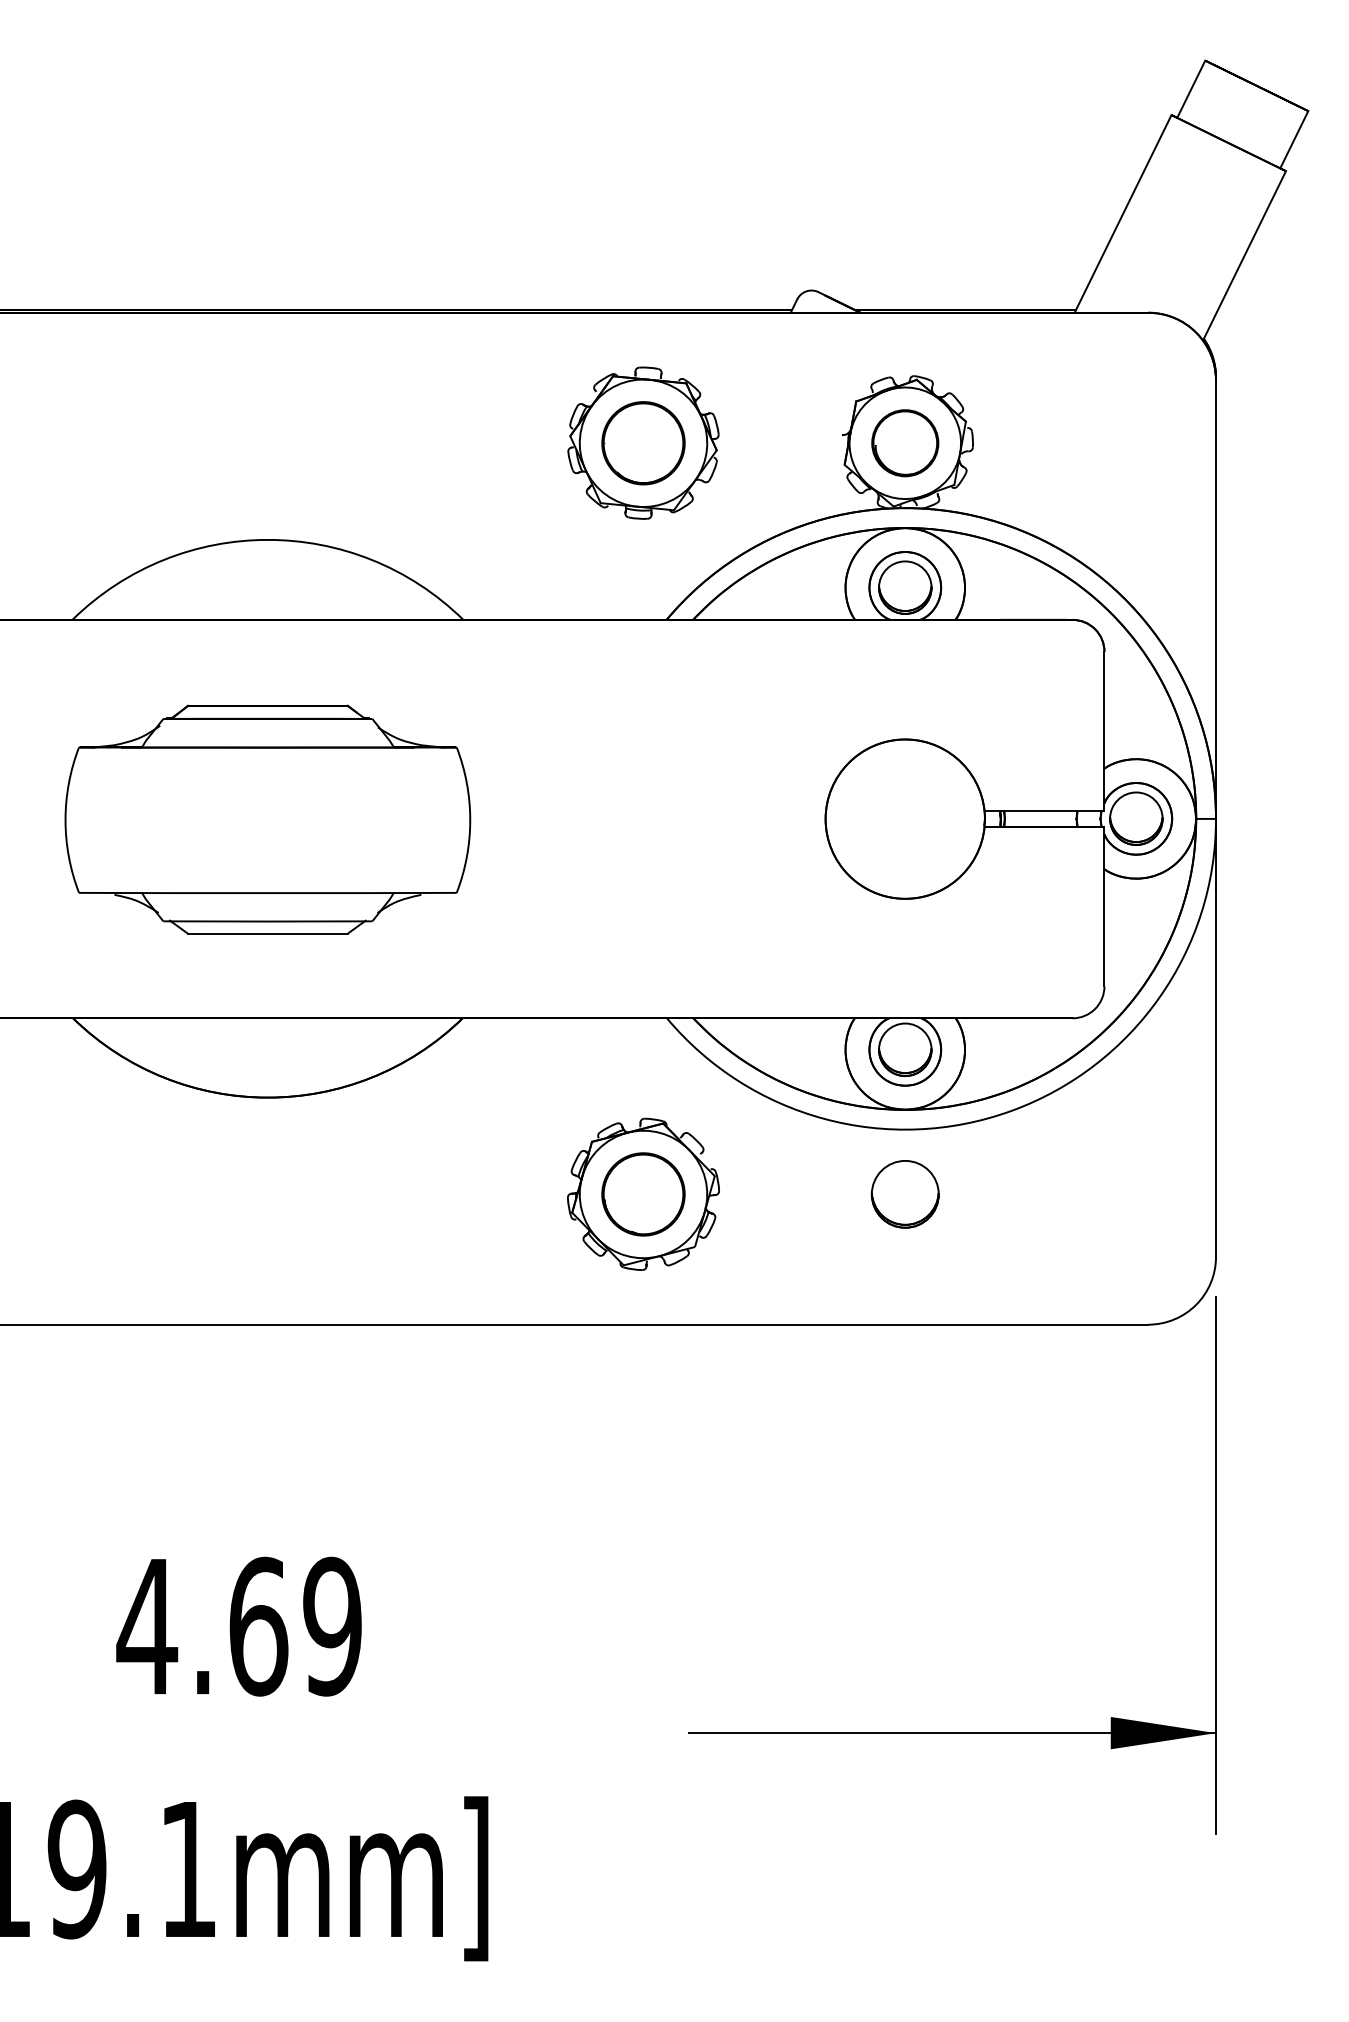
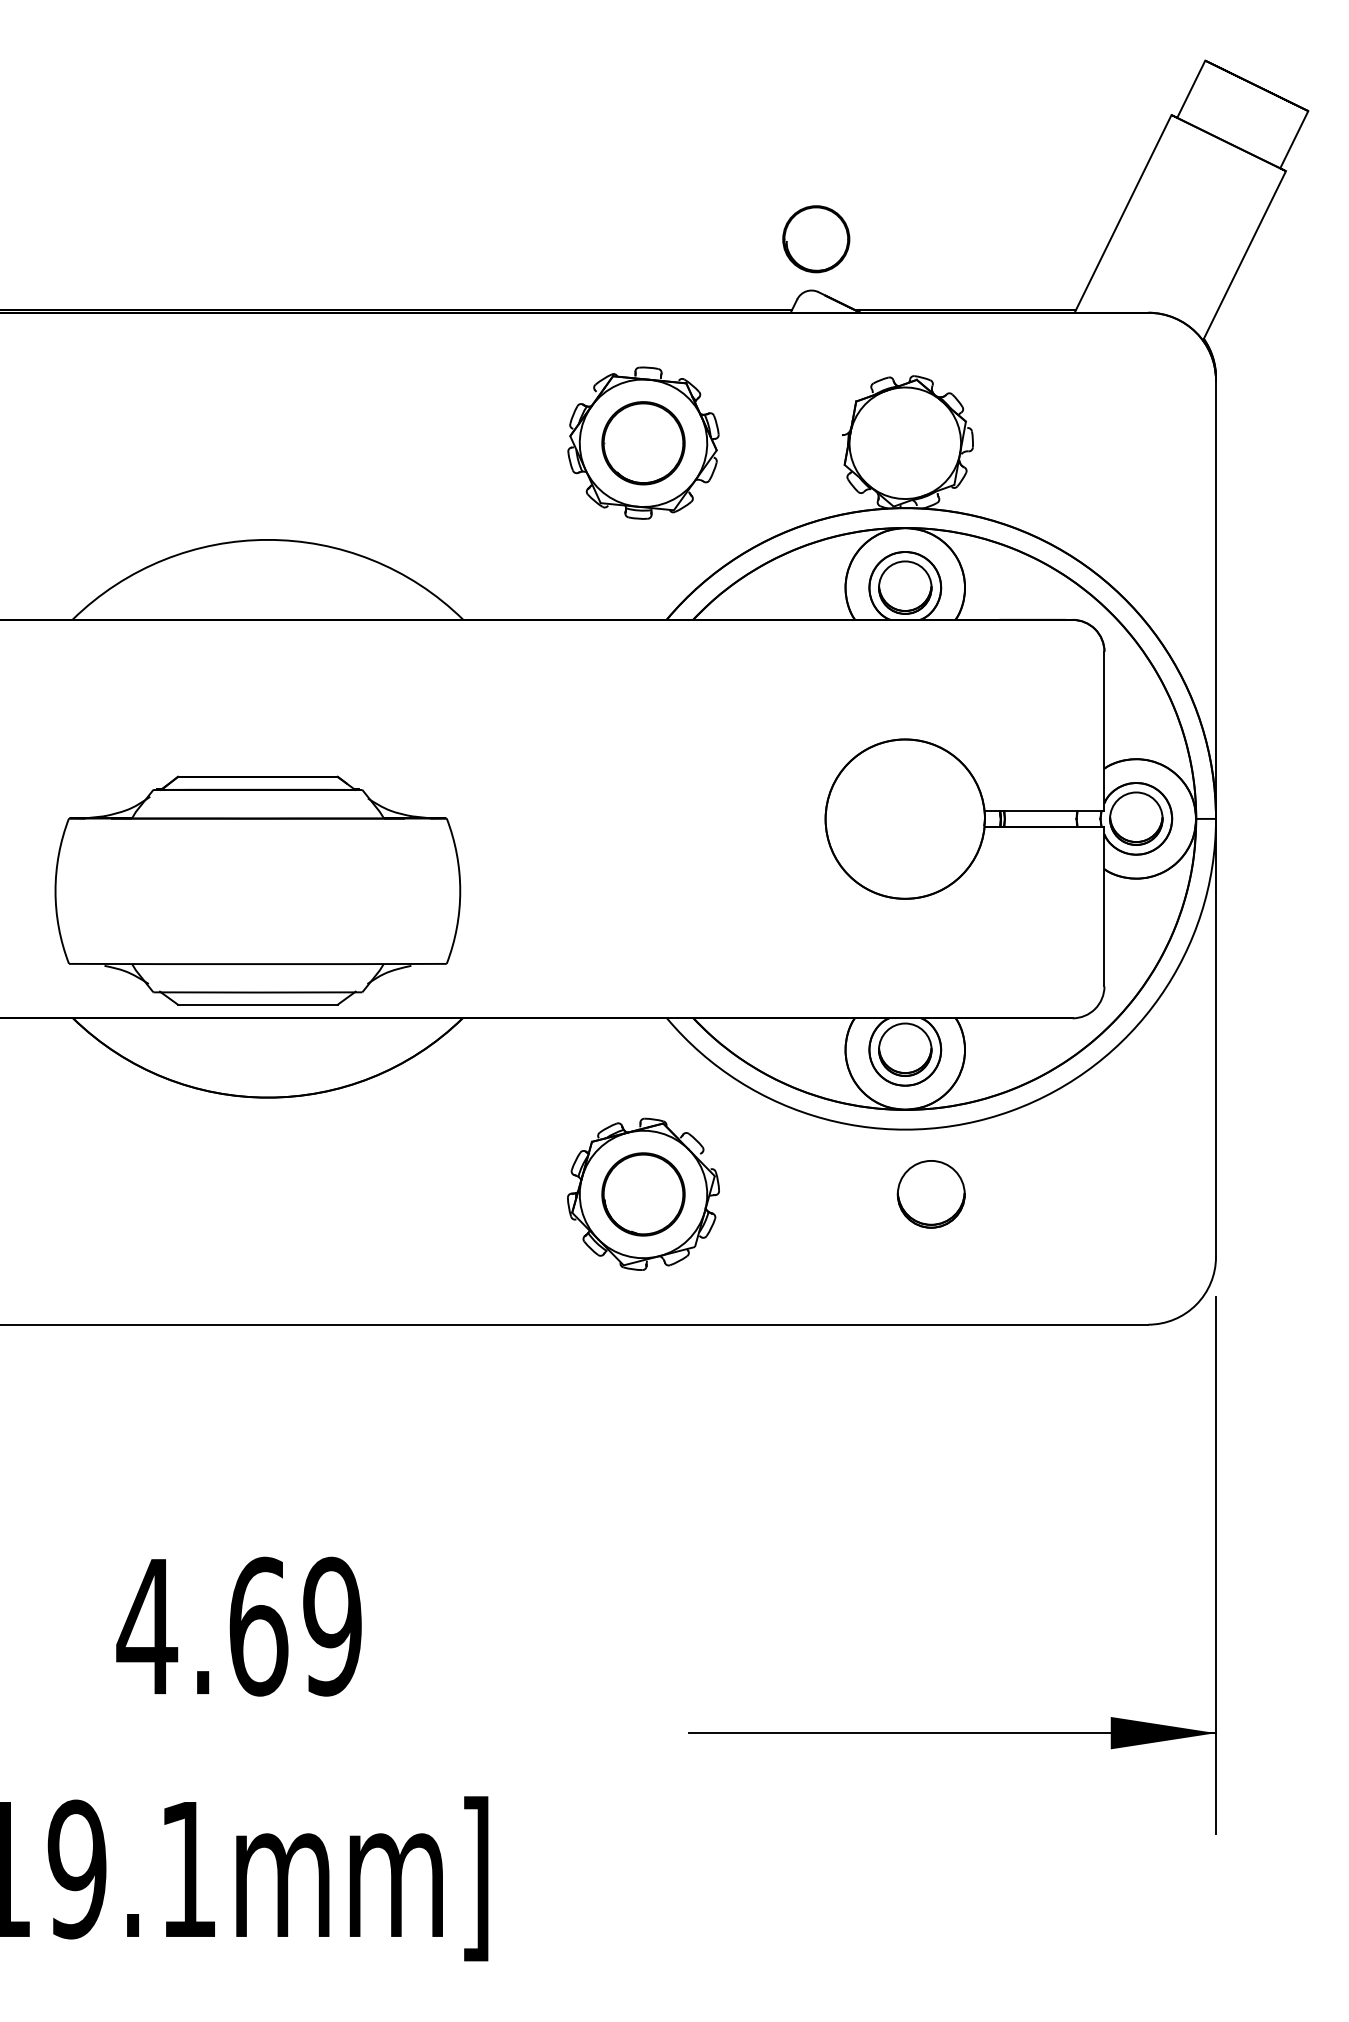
part position: (905, 443) -> (816, 239) (816, 239)
part position: (267, 819) -> (257, 890) (257, 890)
part position: (904, 1194) -> (930, 1194) (930, 1194)
